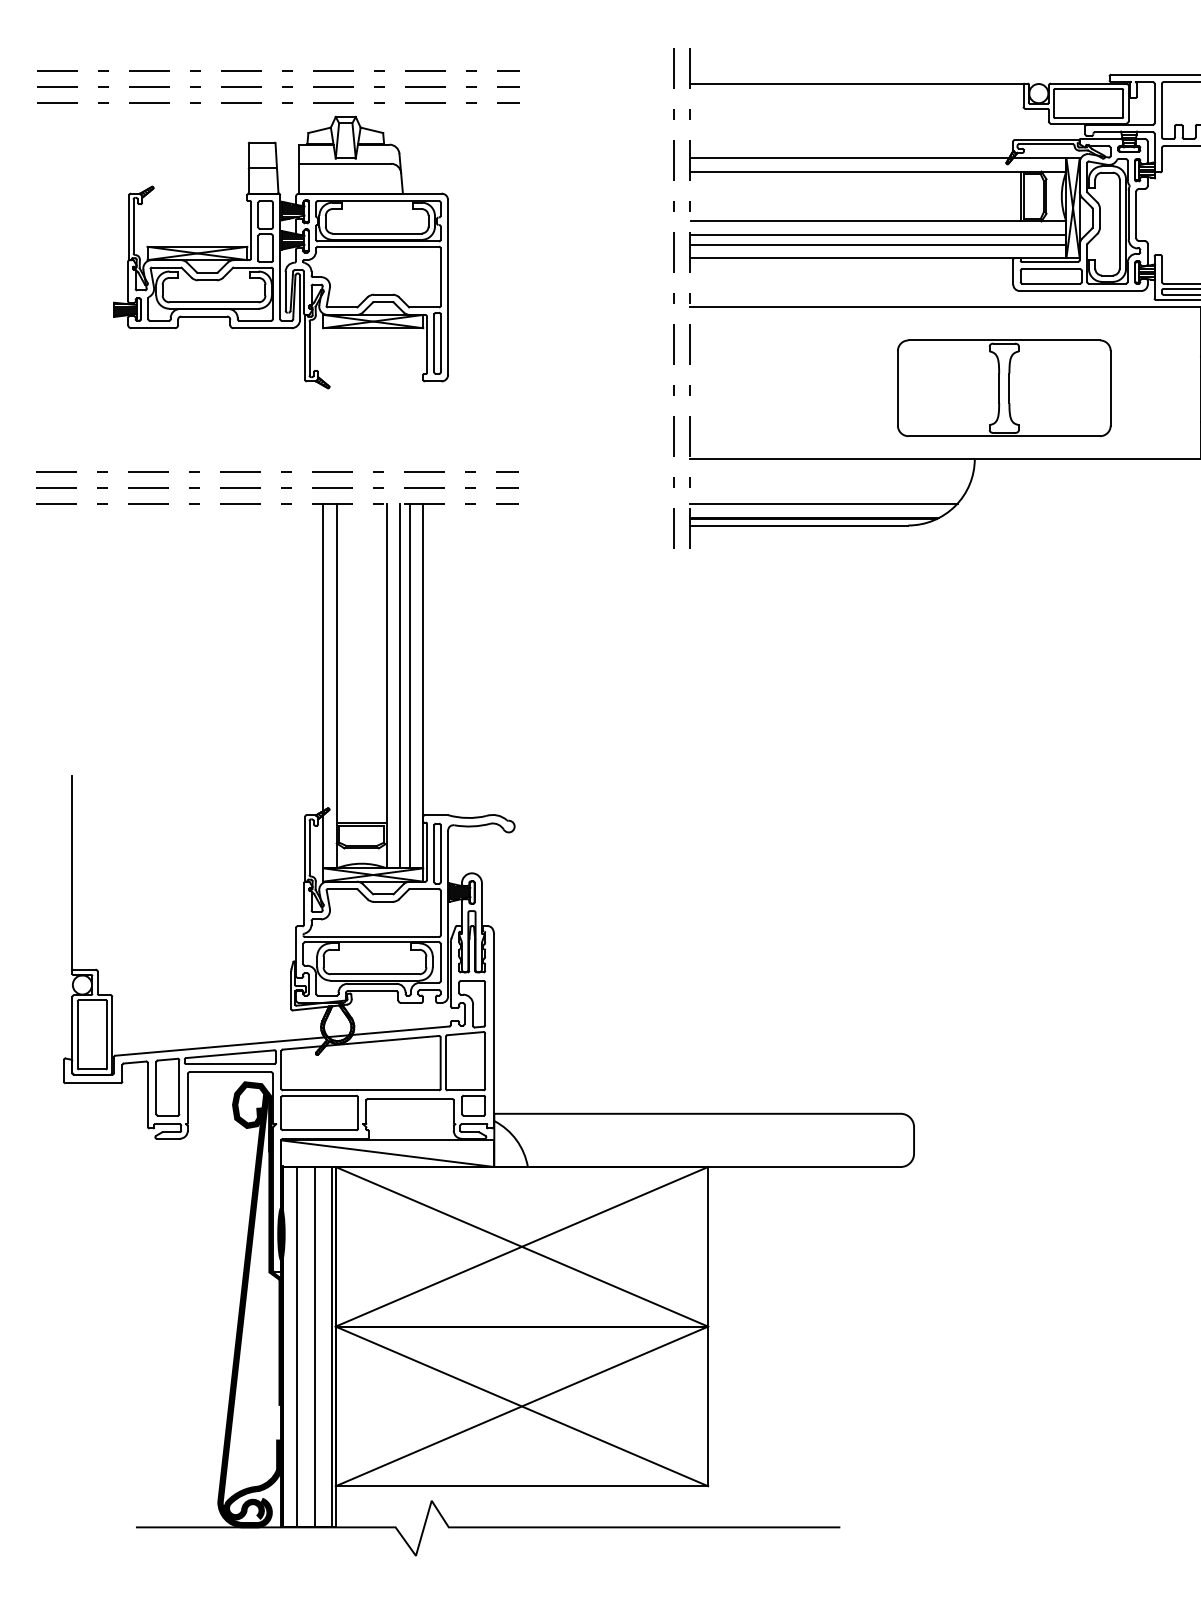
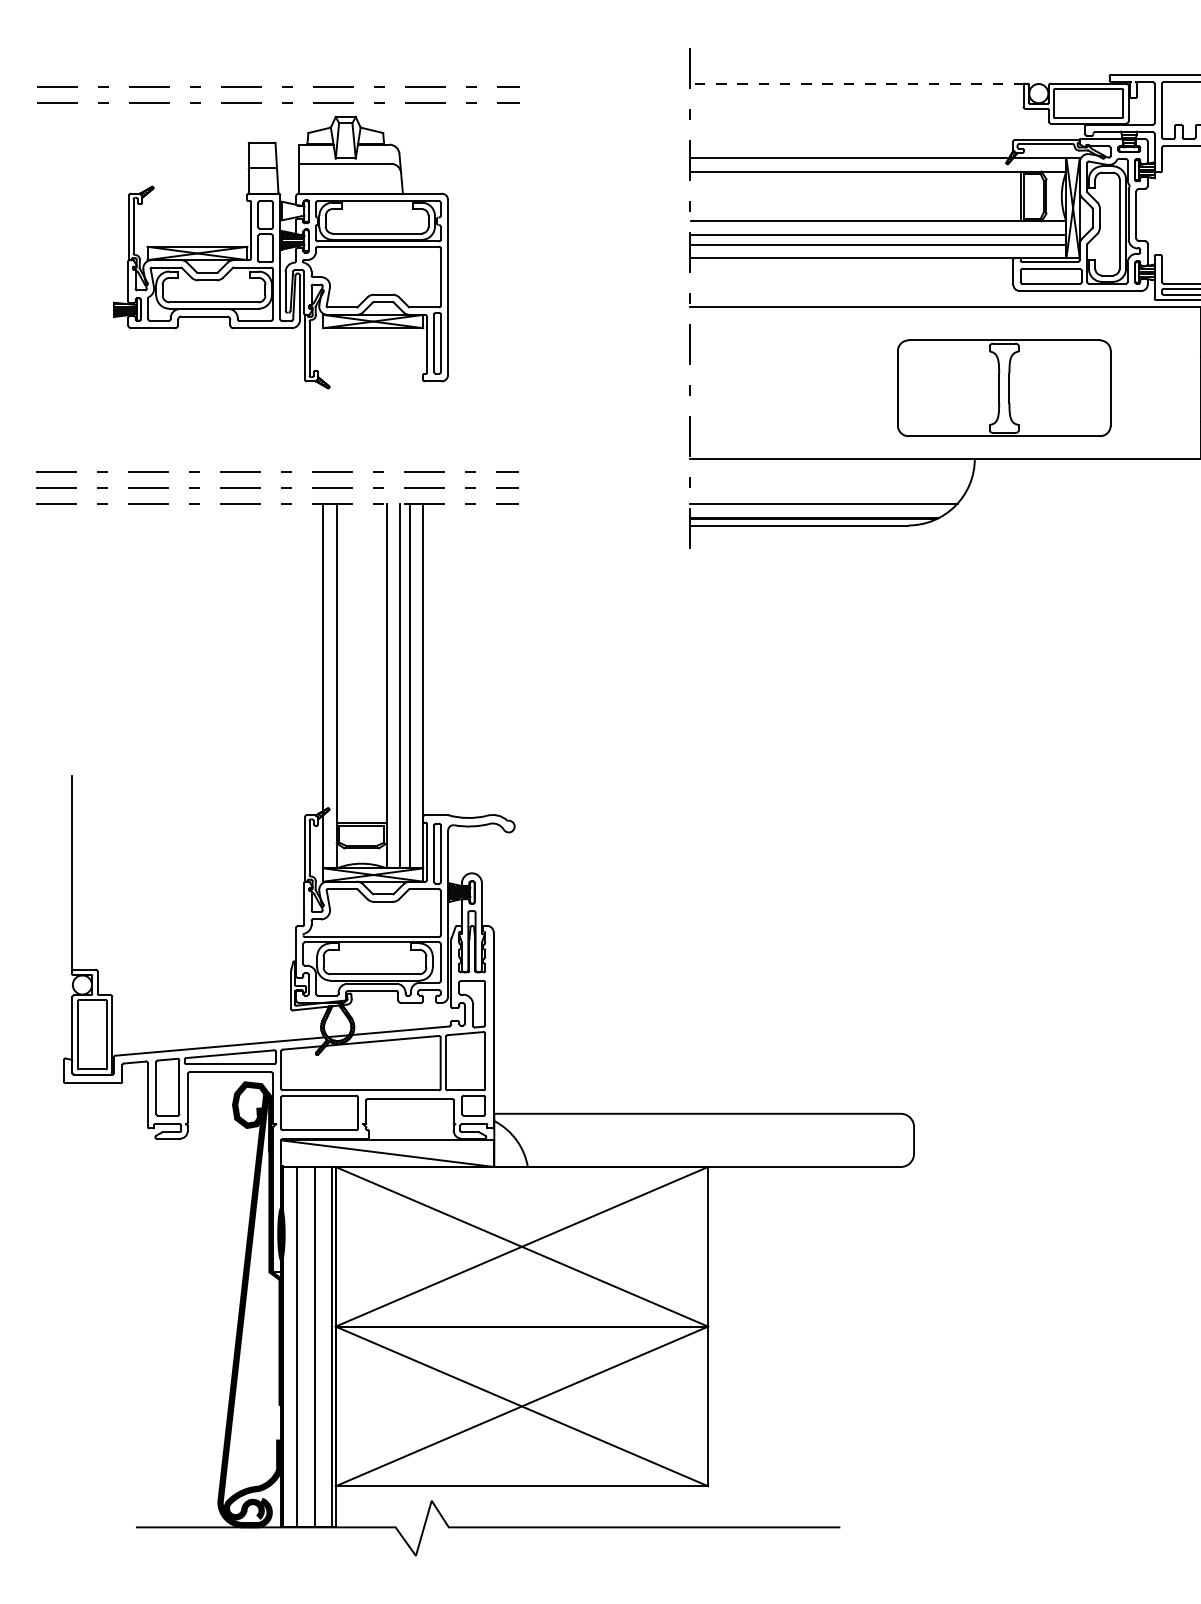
line: present -> none (282, 70)
line: solid -> dashed (856, 83)
hatch: present -> none (292, 210)
line: present -> none (673, 298)
